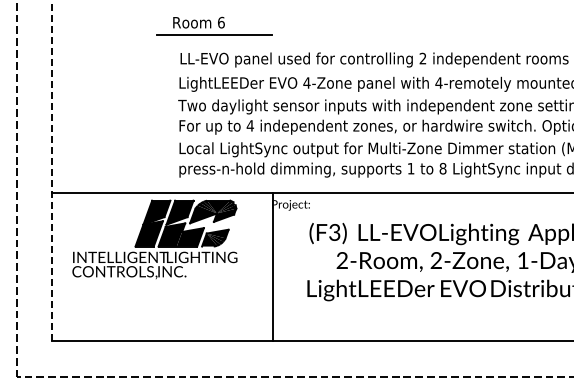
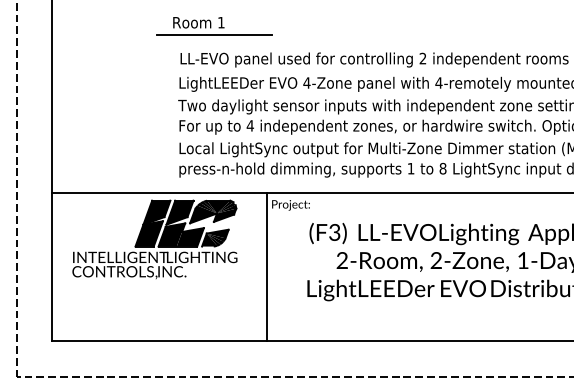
text: 6 -> 1 (221, 22)
line: dashed -> solid (52, 170)
line position: (272, 266) -> (266, 266) (266, 266)
